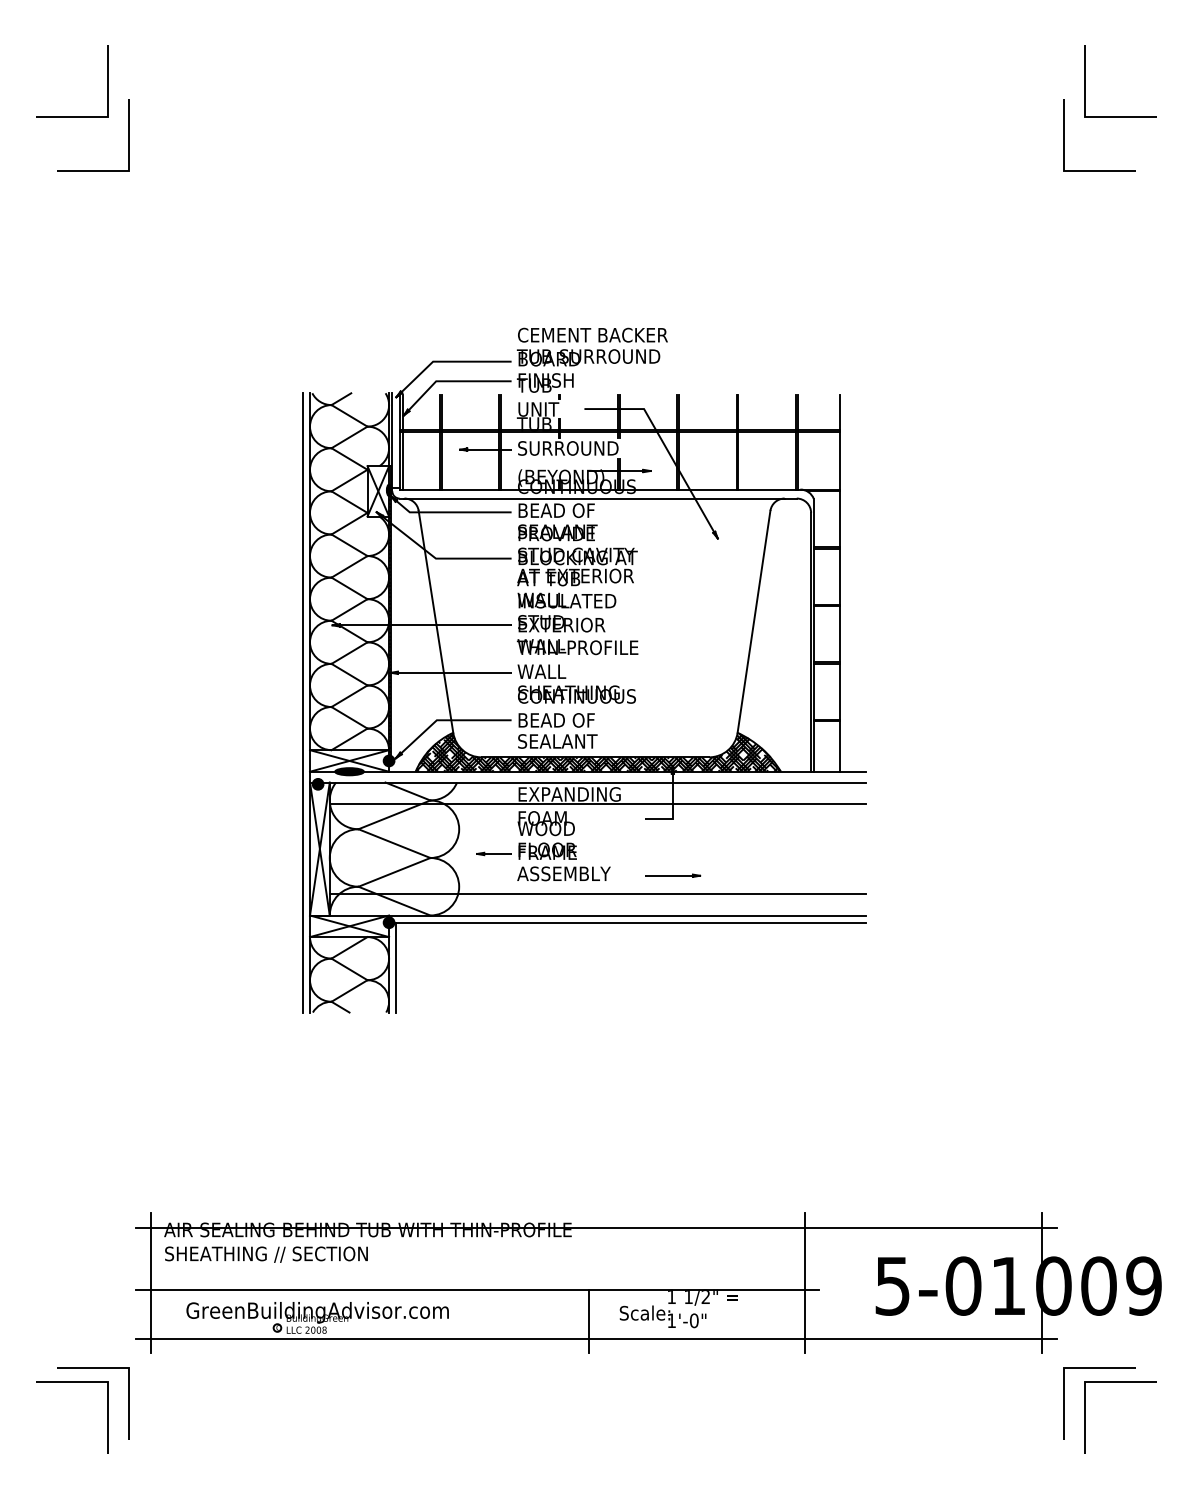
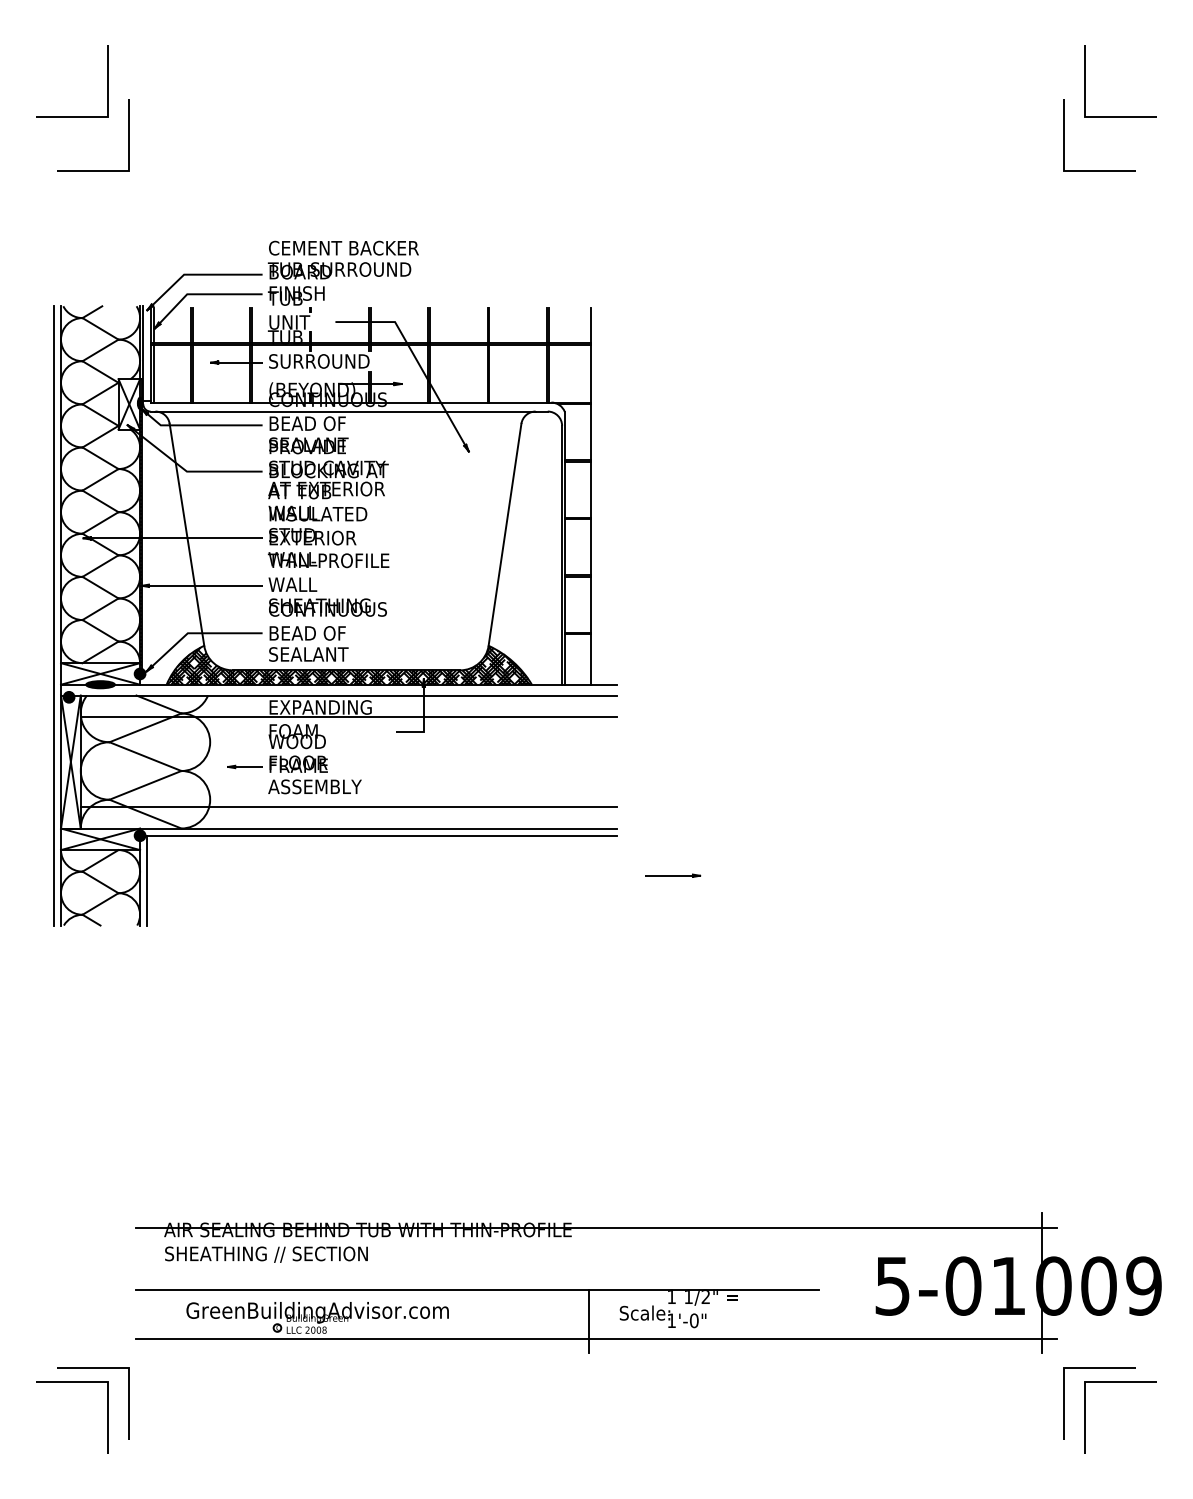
part position: (584, 670) -> (335, 583) (335, 583)
line: present -> none (150, 1283)
line: present -> none (804, 1283)
